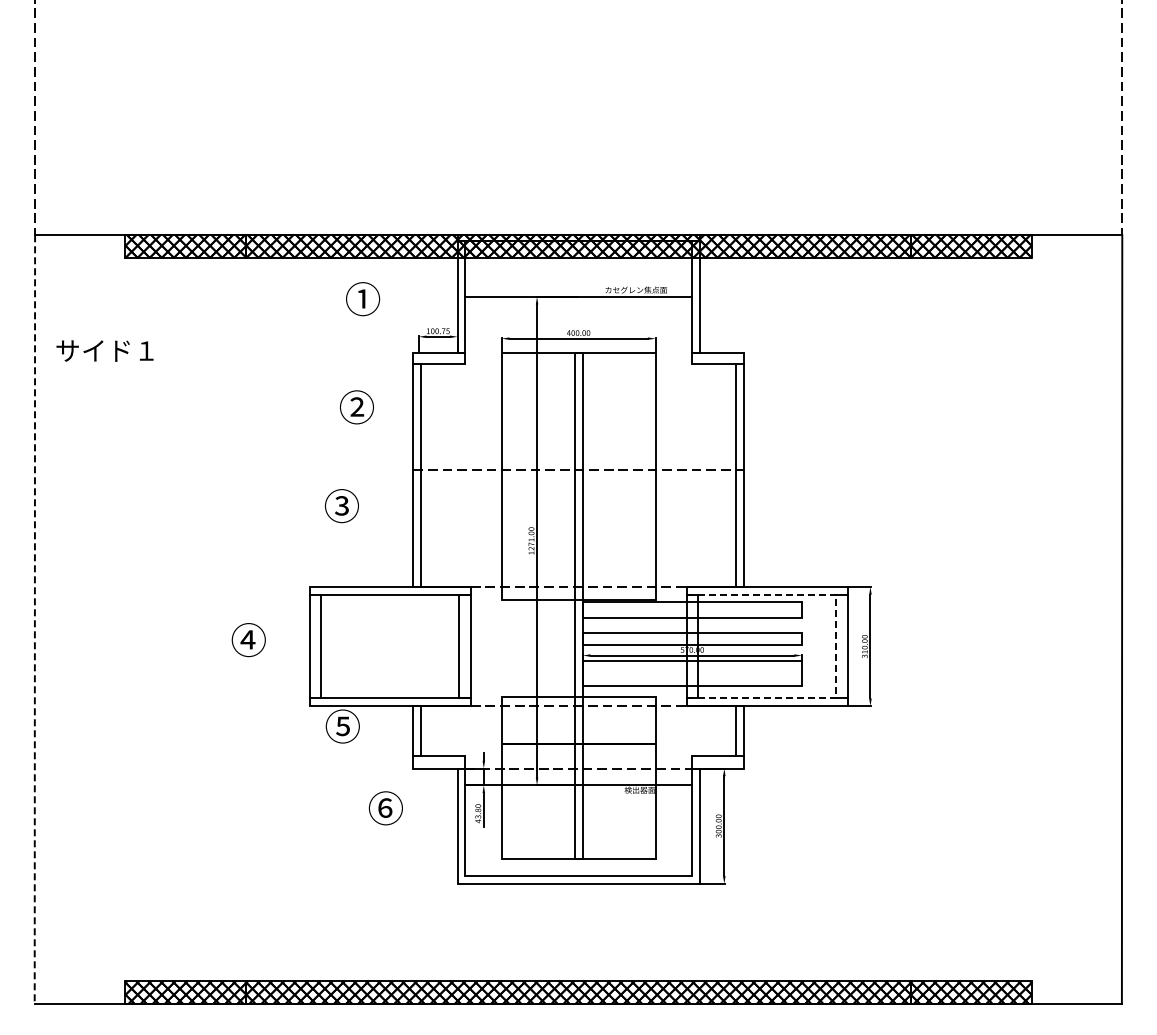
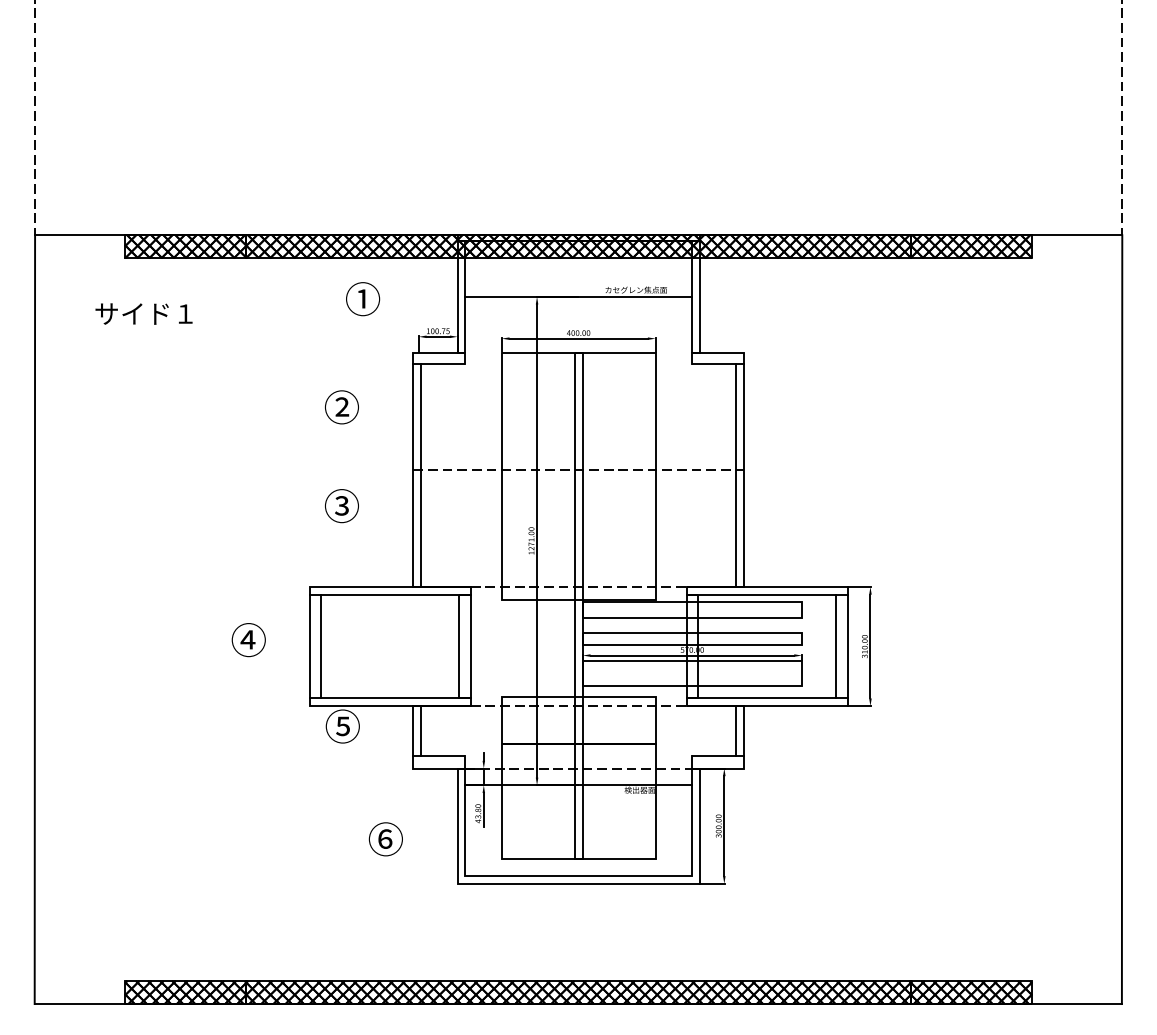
text position: (104, 350) -> (143, 313) (143, 313)
text position: (356, 407) -> (341, 407) (341, 407)
line: dashed -> solid (34, 620)
line: dashed -> solid (836, 646)
text position: (385, 808) -> (385, 839) (385, 839)
